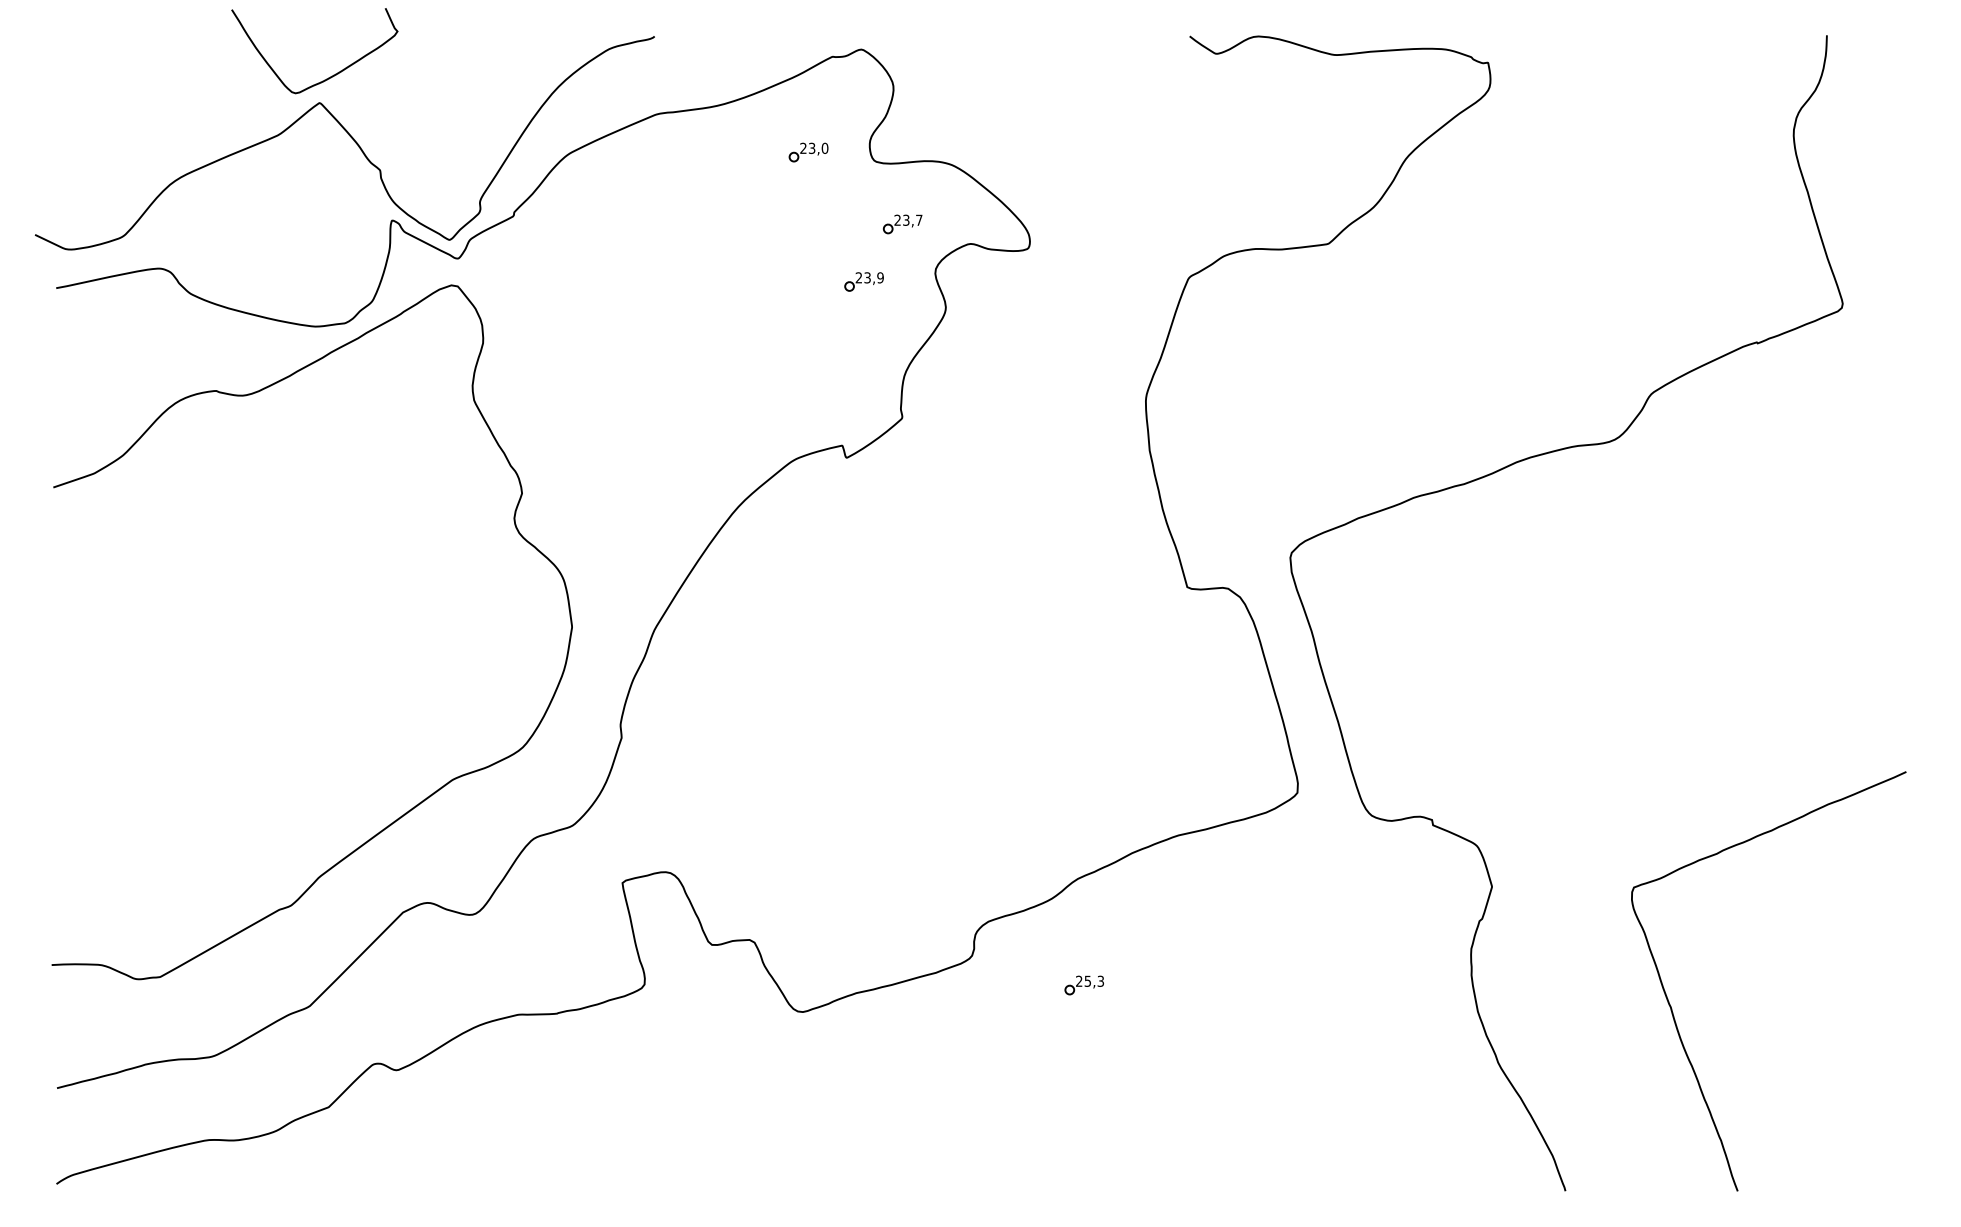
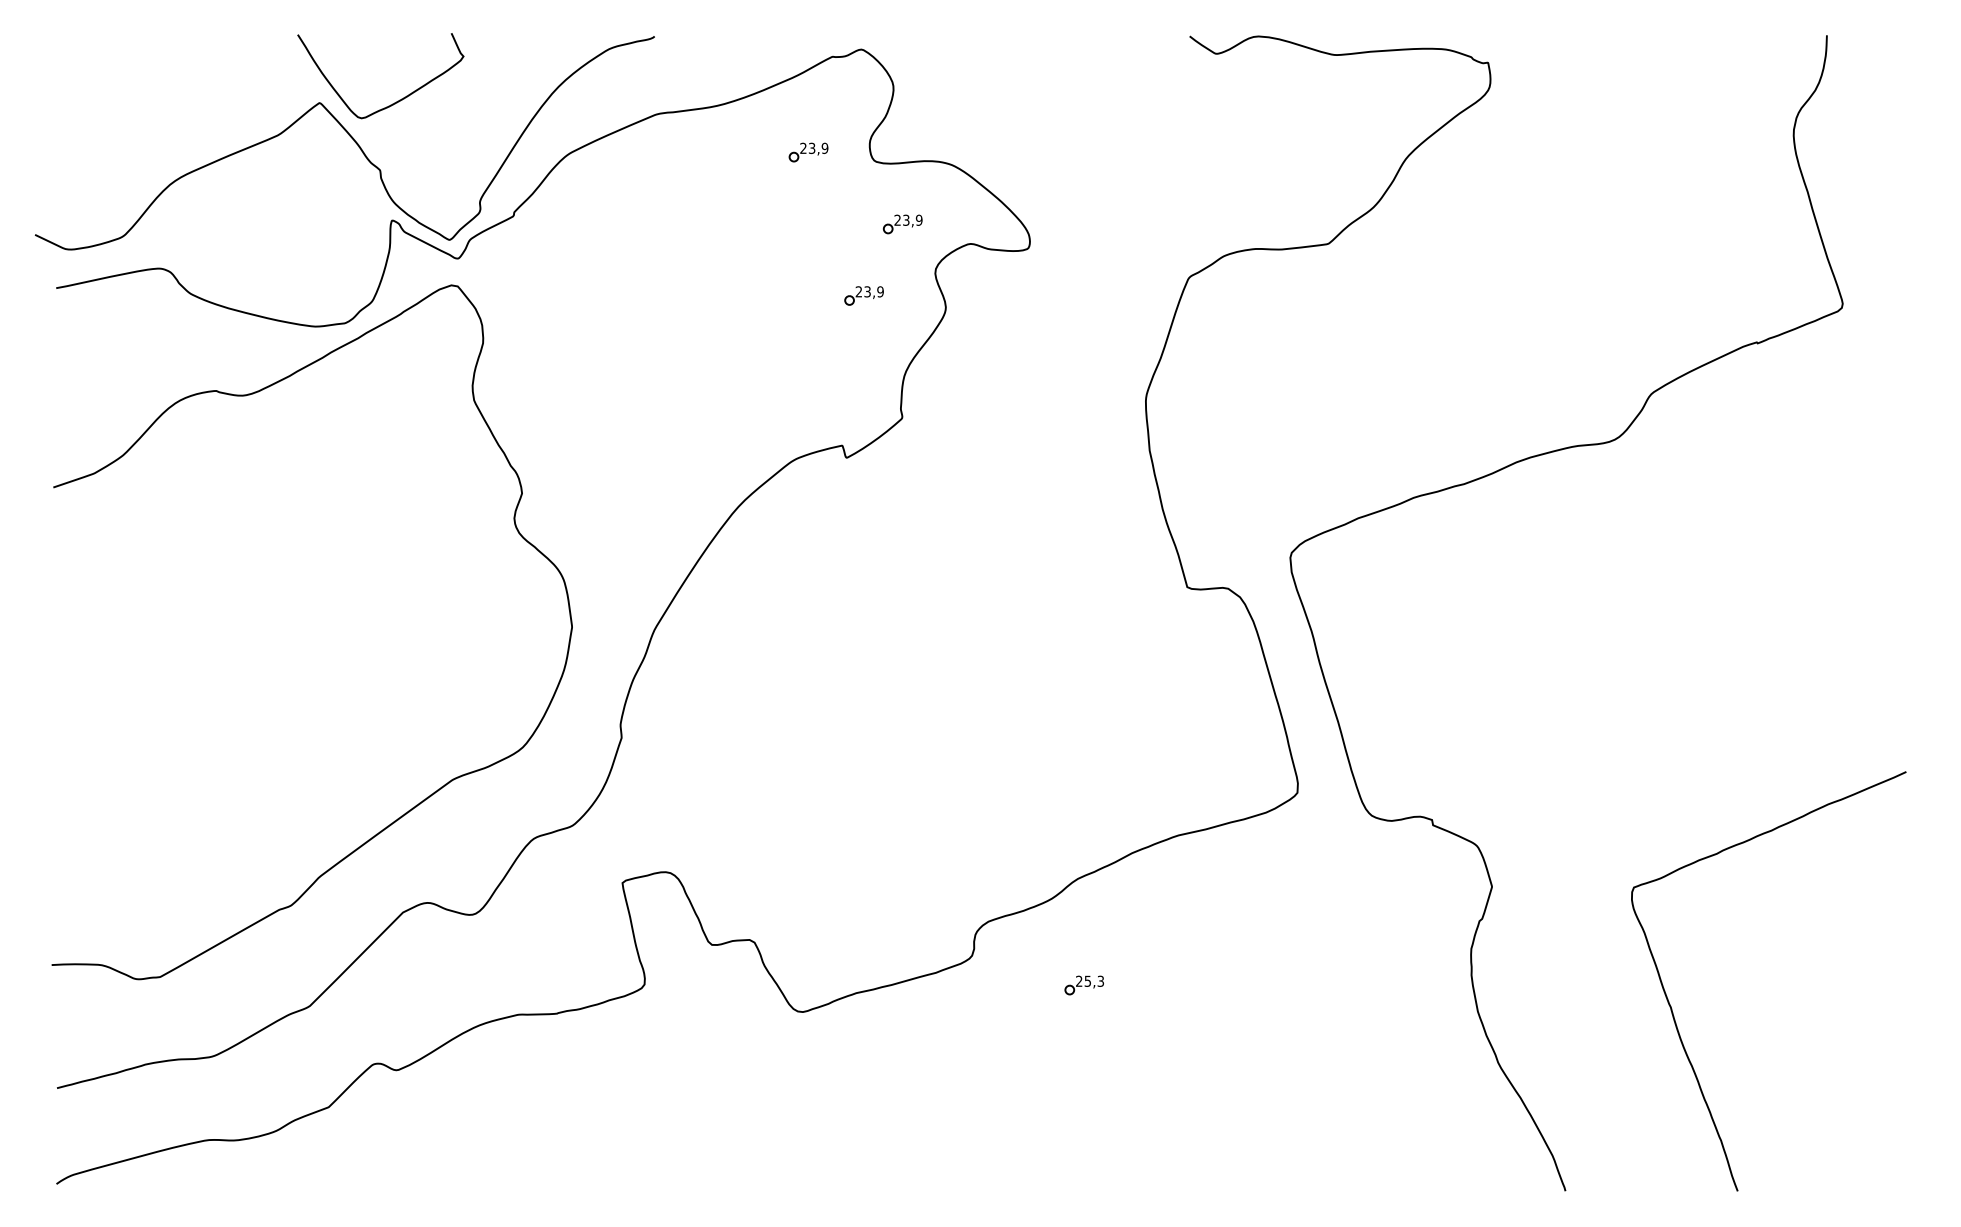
curve position: (328, 77) -> (394, 102) (394, 102)
text: 23,0 -> 23,9 (824, 148)
text: 23,7 -> 23,9 (918, 219)
part position: (863, 281) -> (863, 295) (863, 295)
